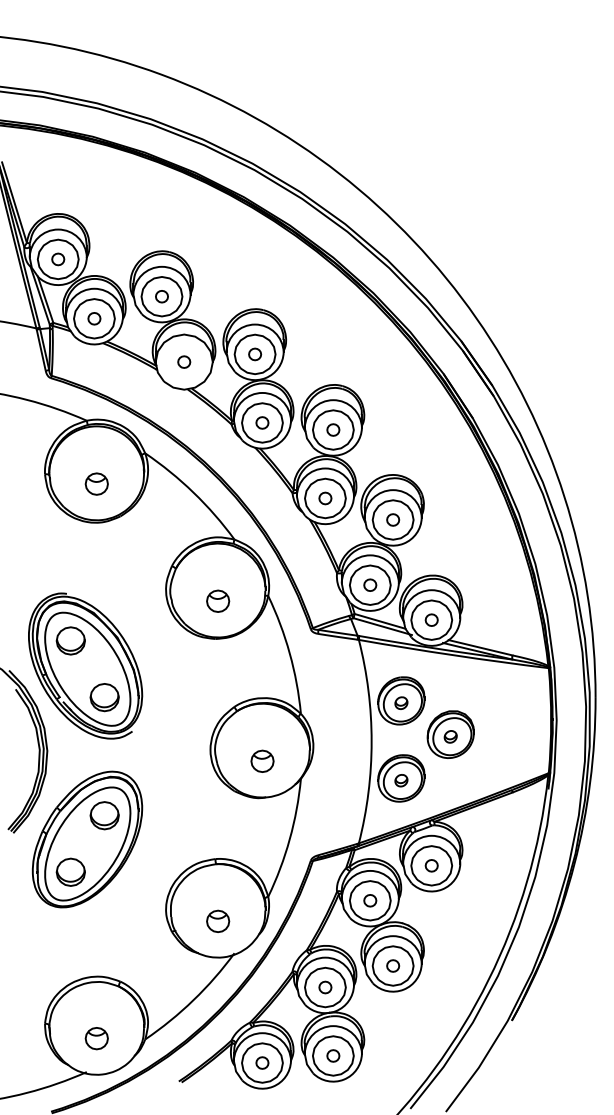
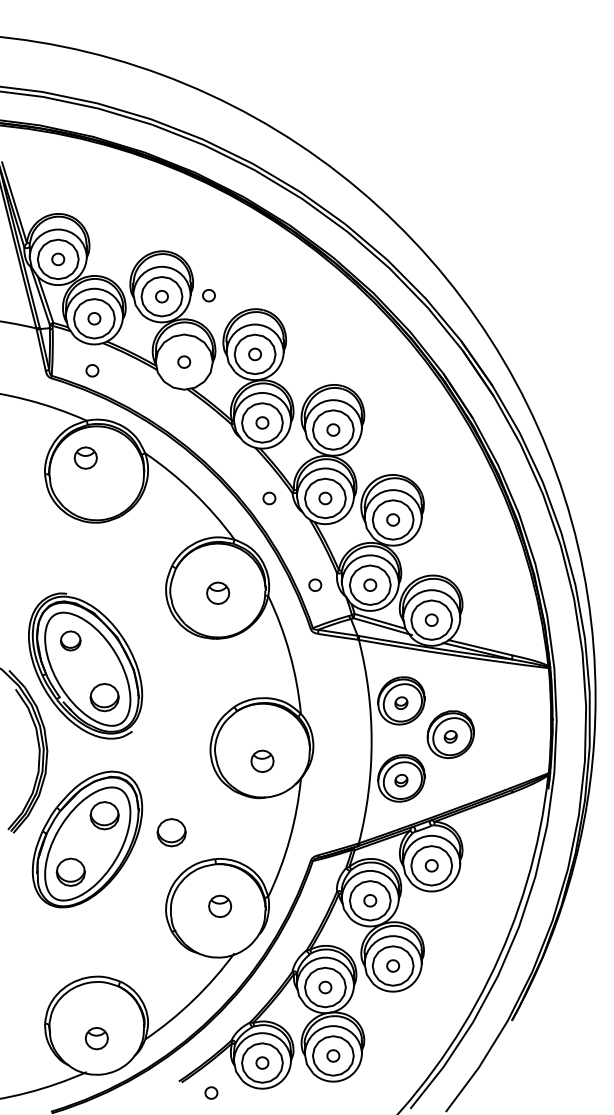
part: none -> present (208, 295)
part: none -> present (92, 370)
part position: (96, 483) -> (85, 457) (85, 457)
part: none -> present (269, 498)
part: none -> present (315, 584)
part position: (218, 600) -> (218, 592) (218, 592)
part size: 31x30 px -> 22x22 px (70, 640)
part: none -> present (171, 832)
part position: (218, 920) -> (220, 905) (220, 905)
part: none -> present (211, 1092)
